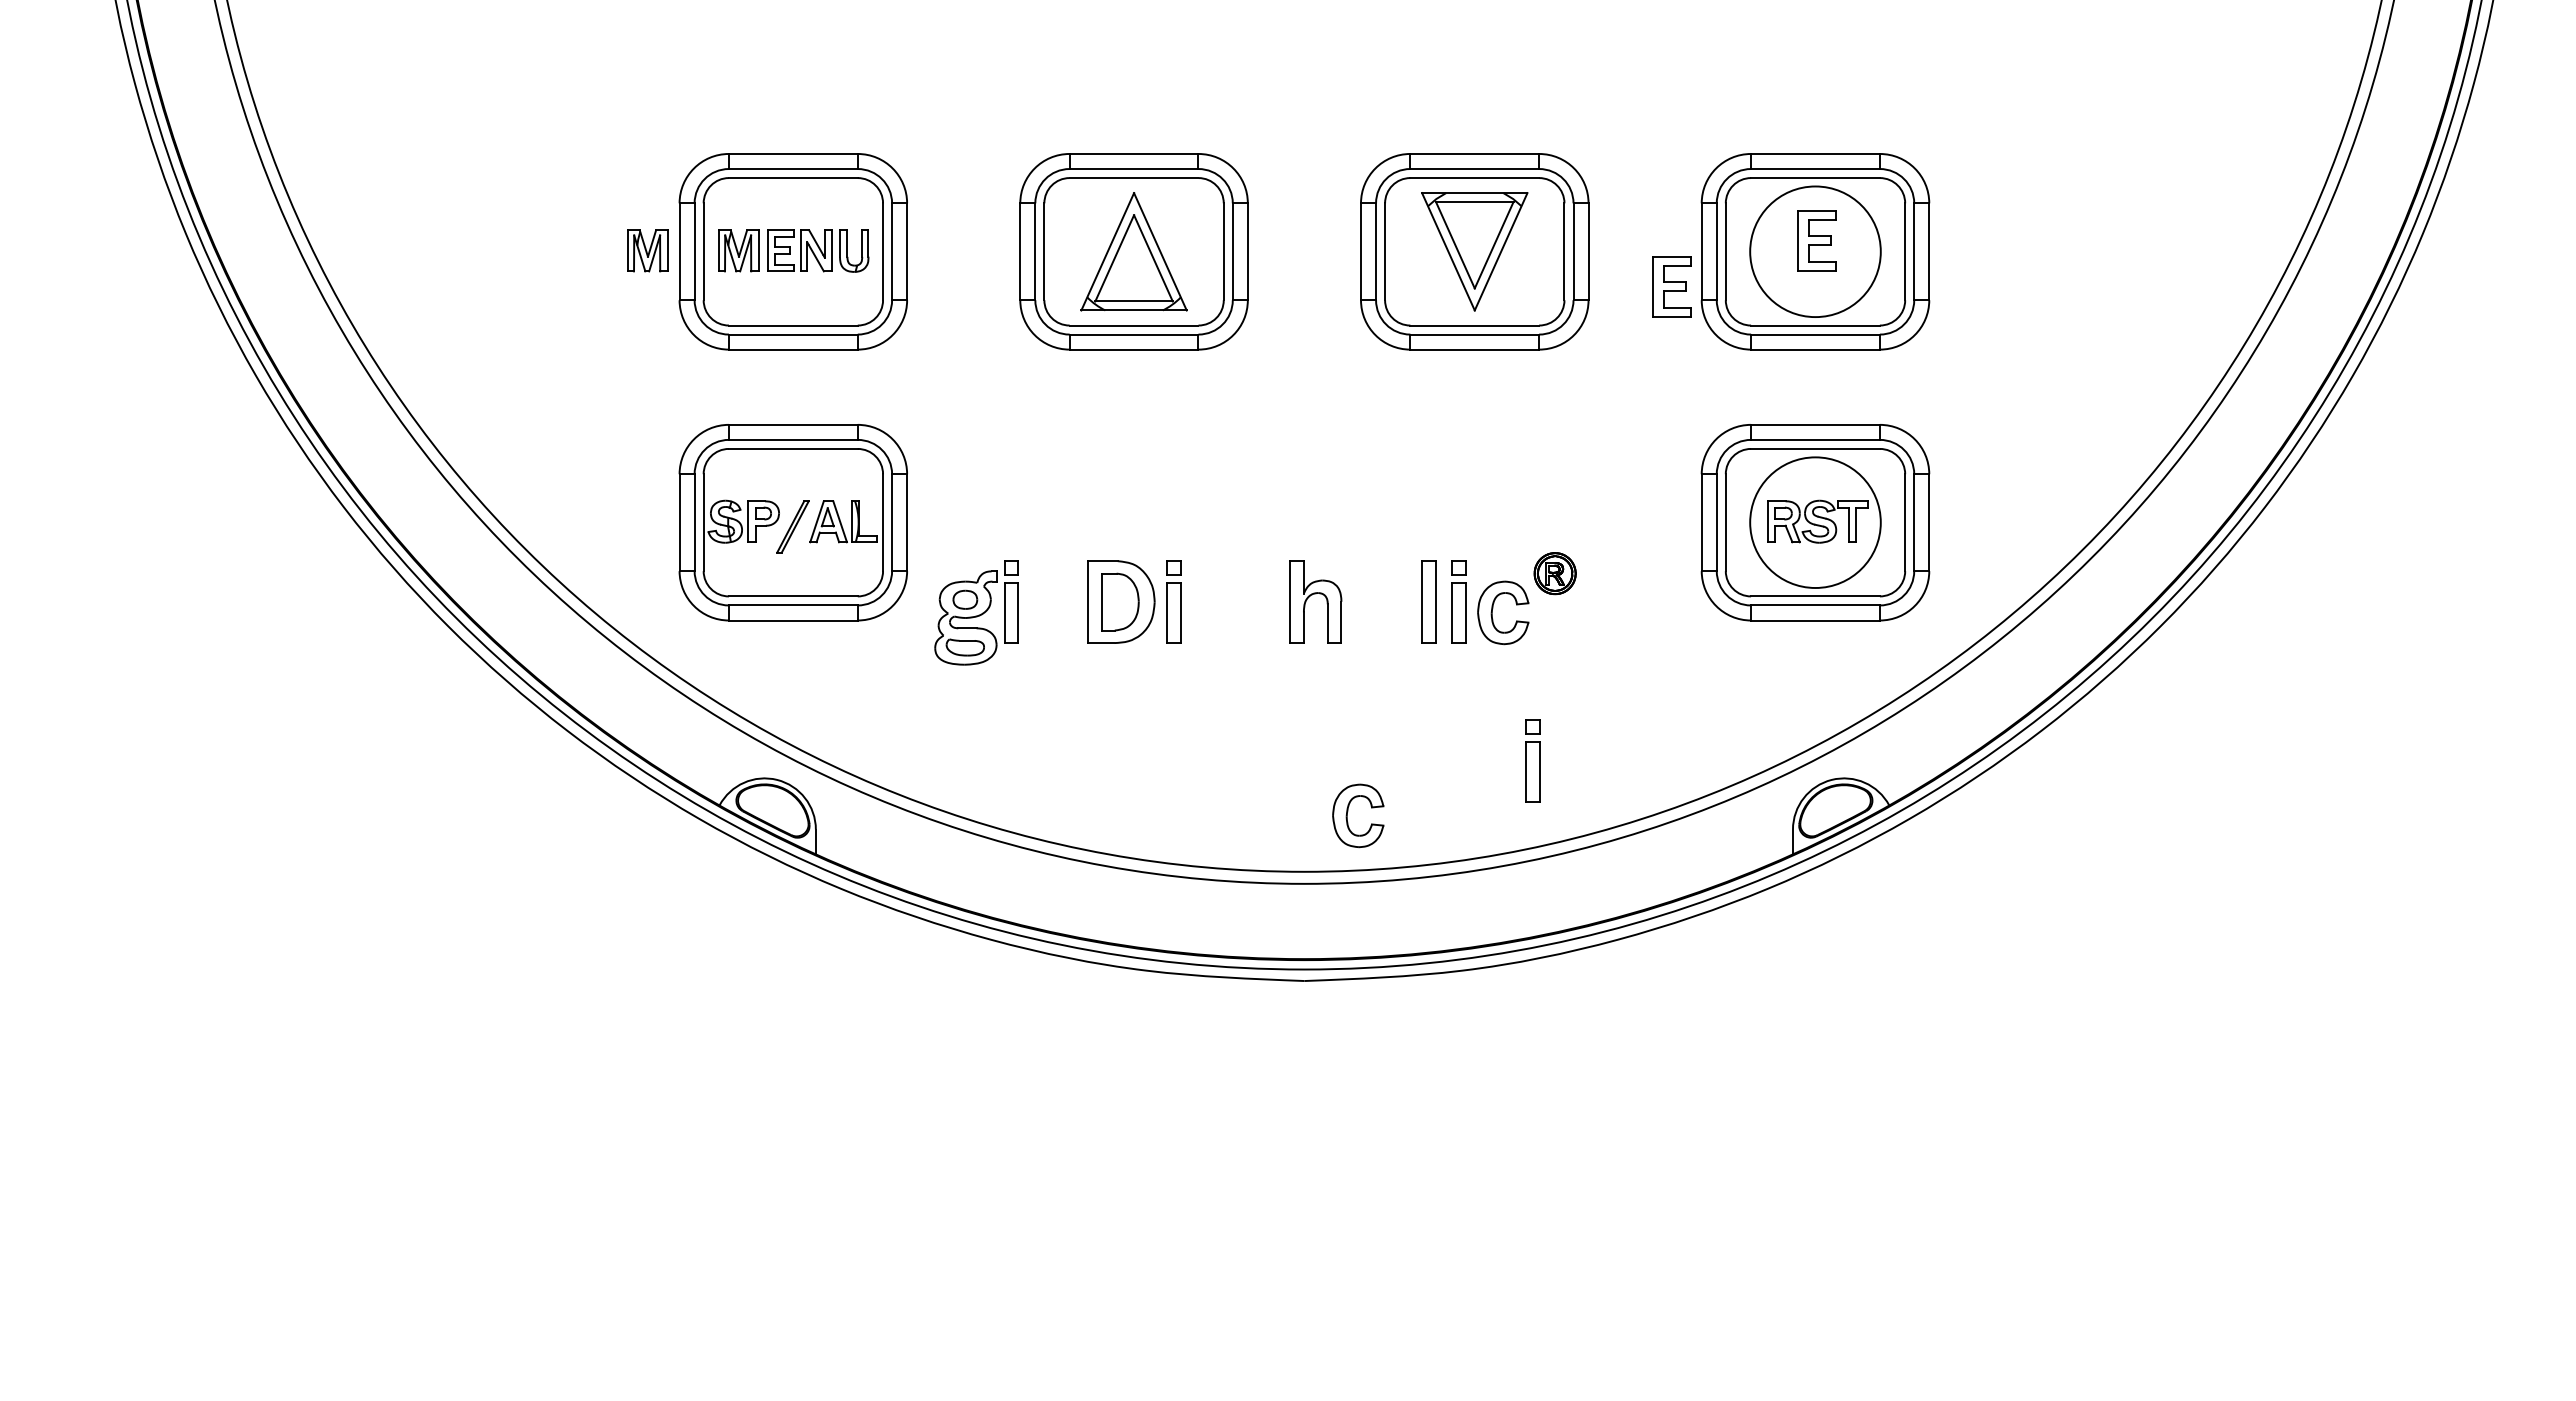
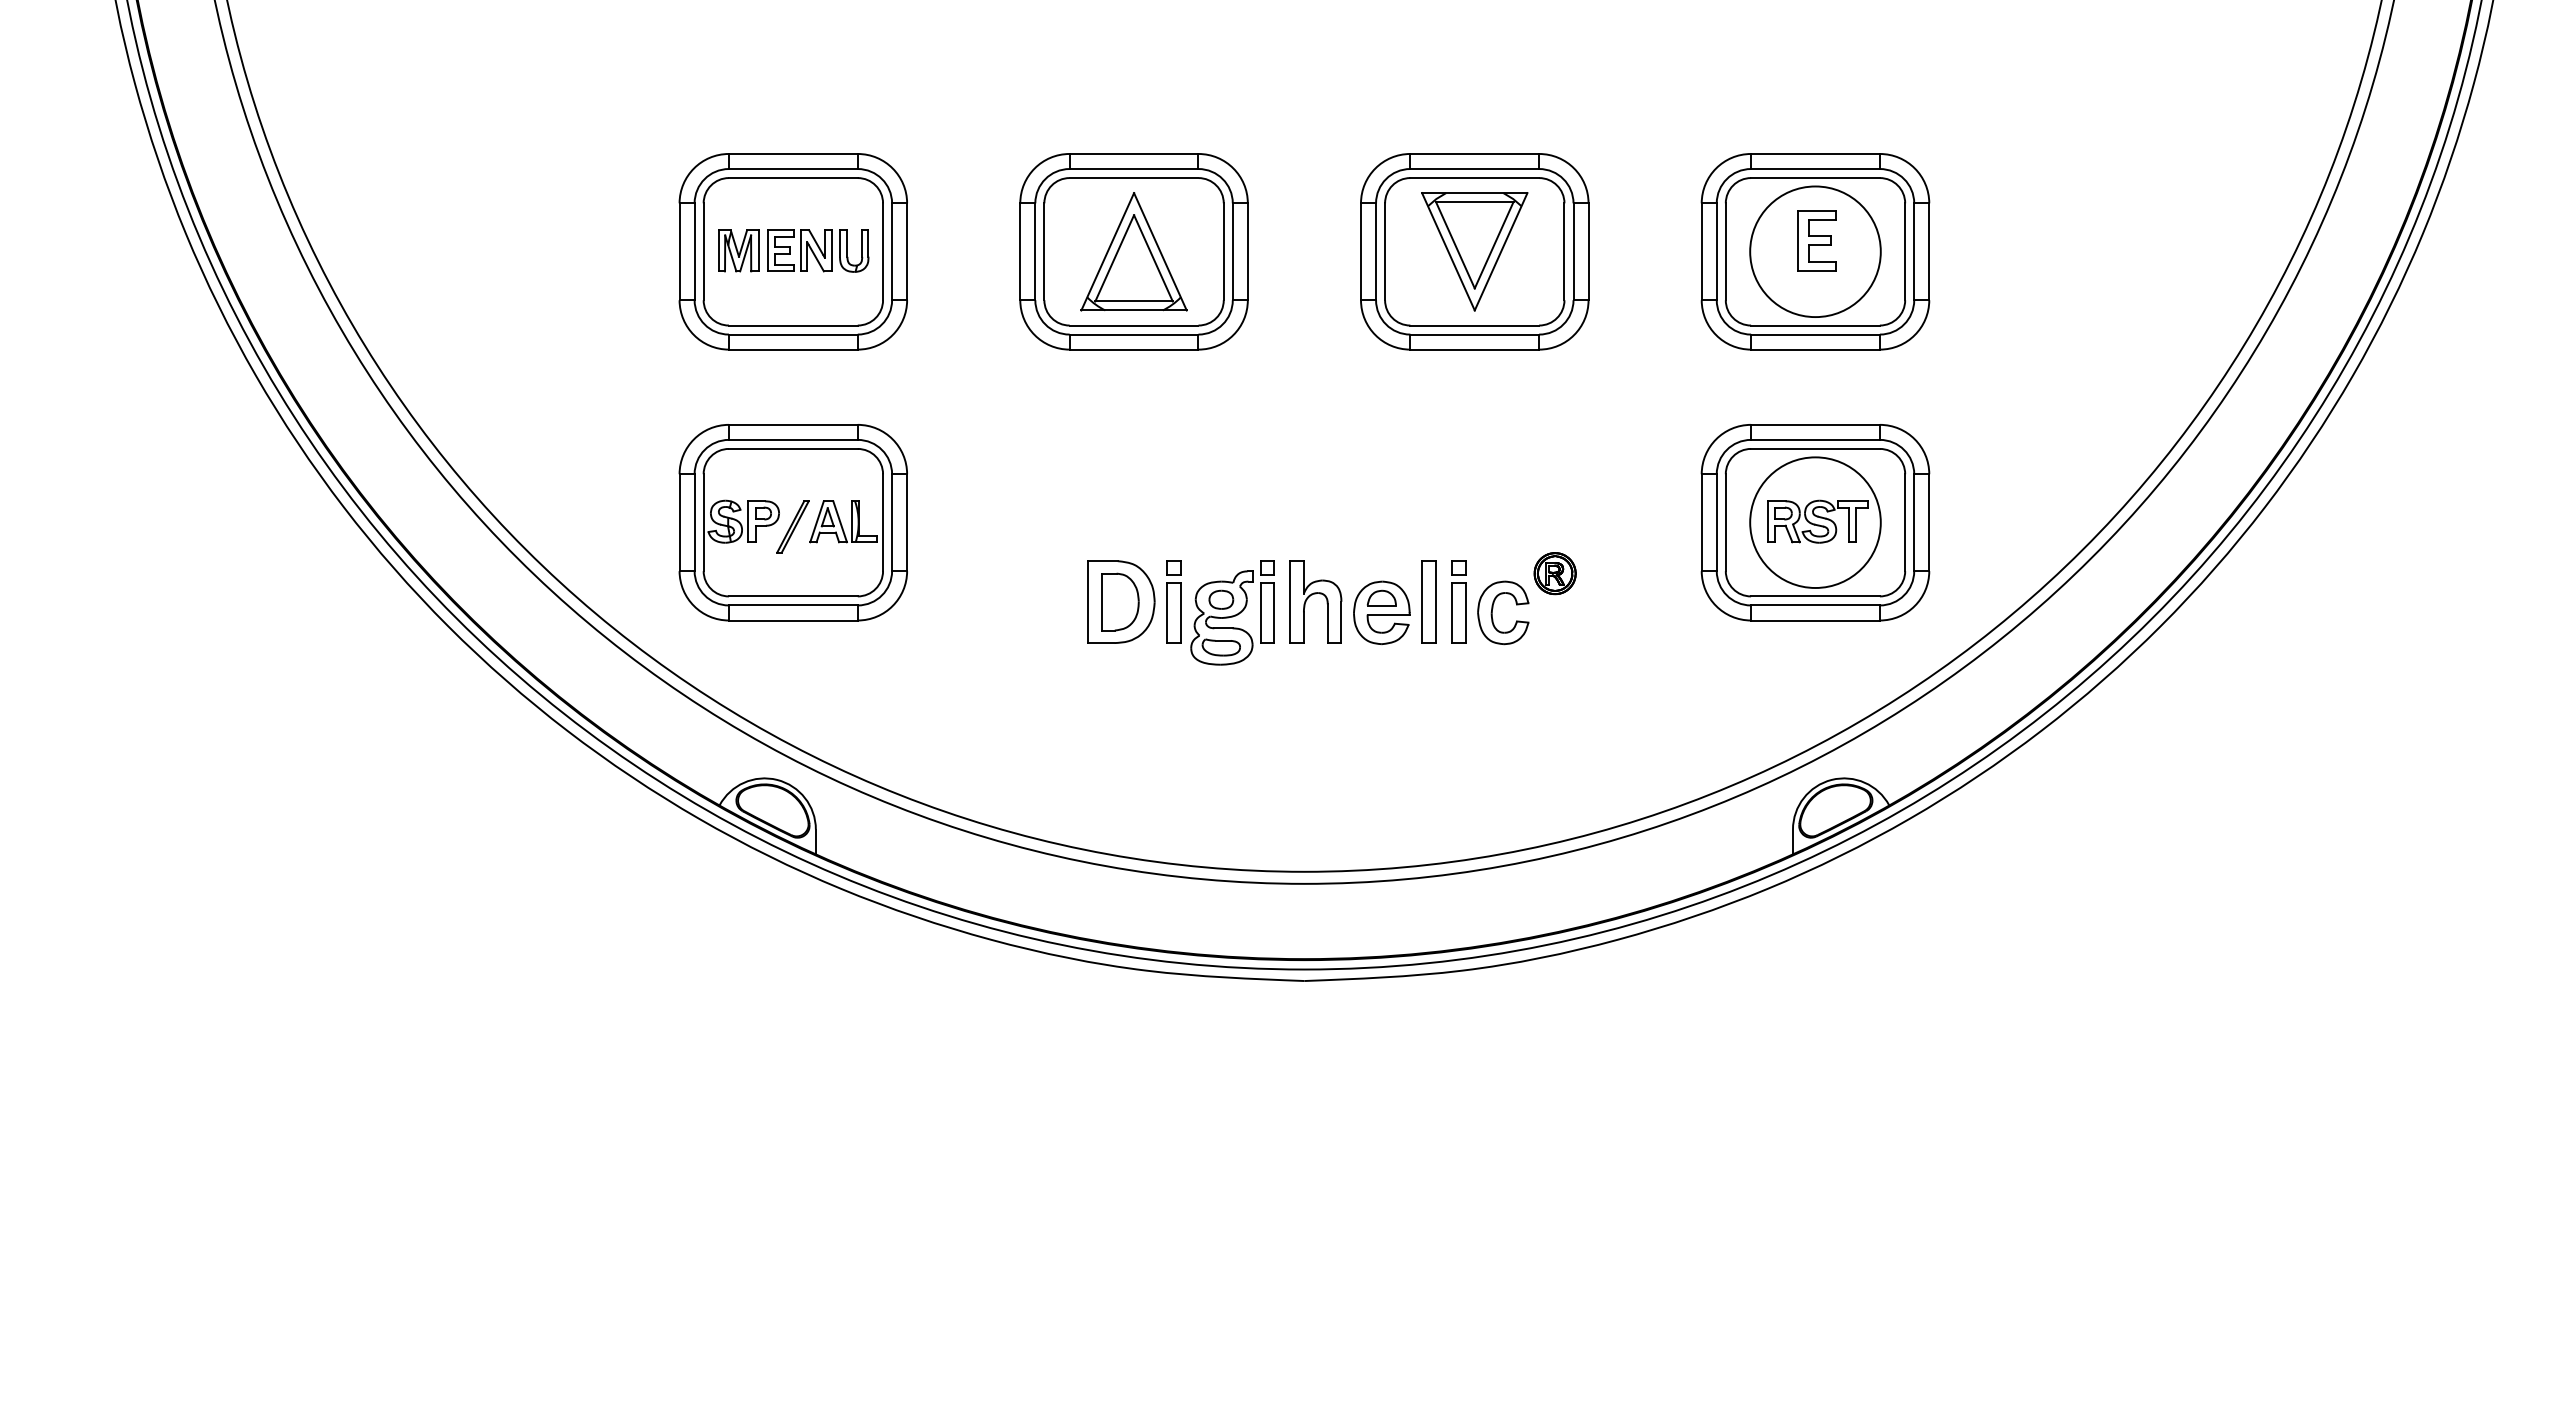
part: present -> none (647, 250)
part: present -> none (1671, 286)
part position: (976, 612) -> (1232, 612) (1232, 612)
part: none -> present (1381, 612)
part: present -> none (1532, 760)
part: present -> none (1348, 811)
